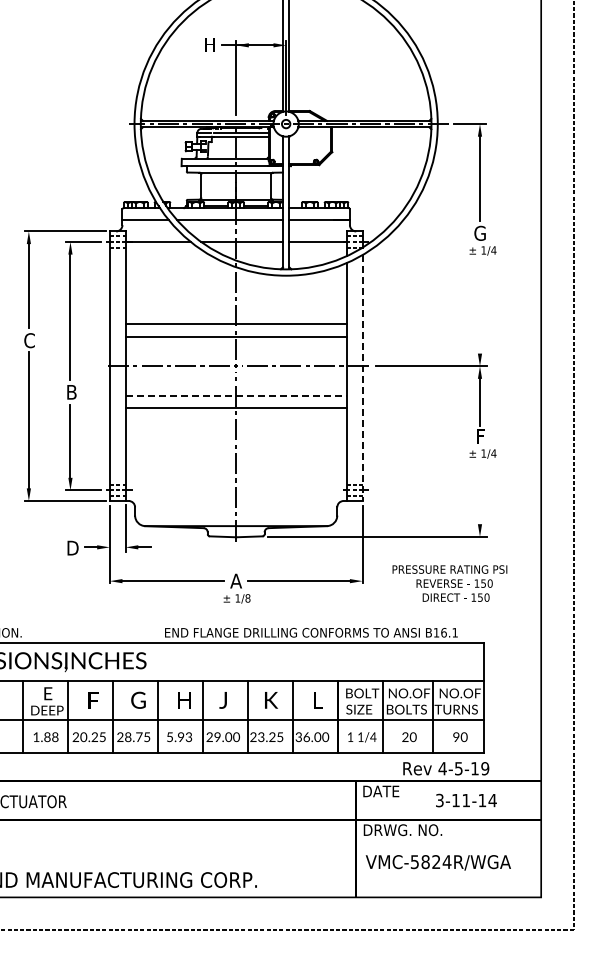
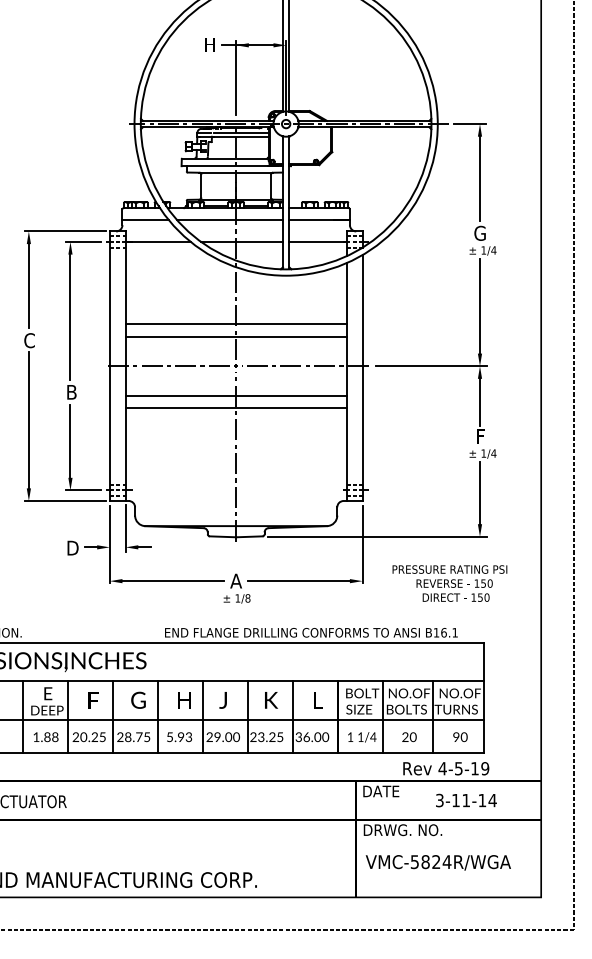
line: none -> present (479, 306)
line: dashed -> solid (362, 378)
line: dashed -> solid (236, 395)
line: none -> present (479, 493)
